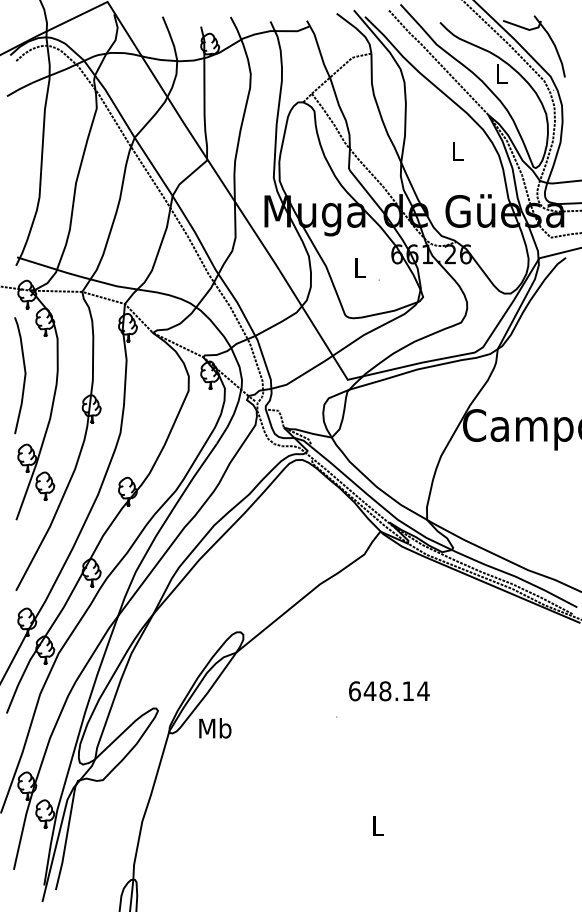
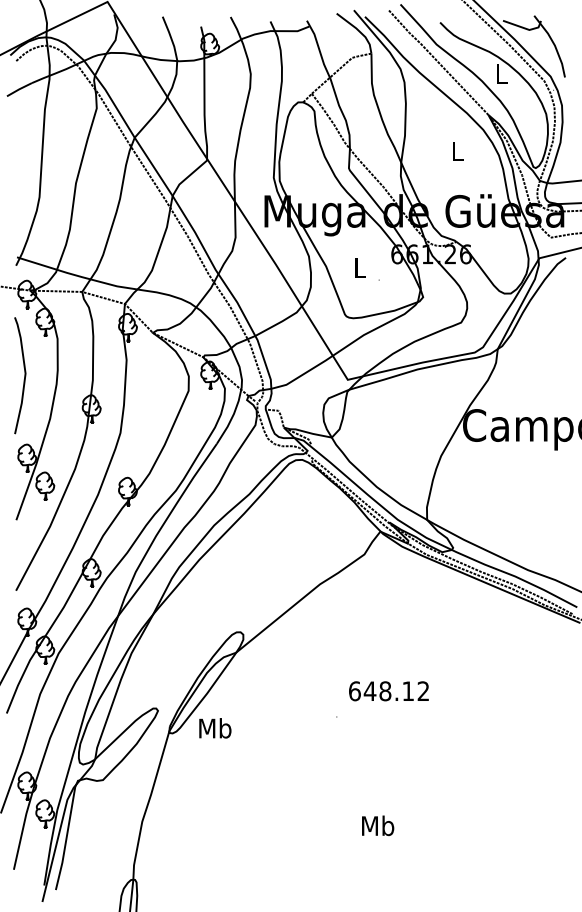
text: 648.14 -> 648.12 (423, 690)
text: L -> Mb (378, 825)
